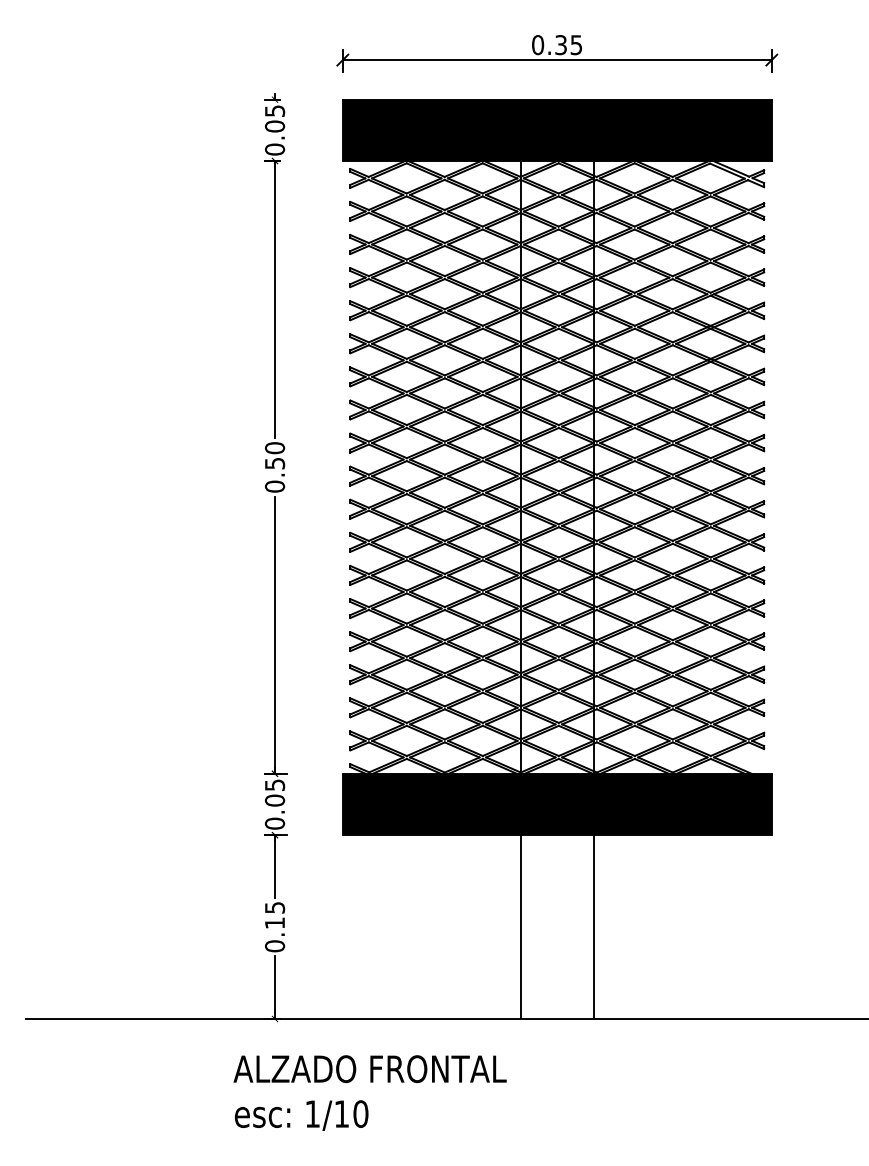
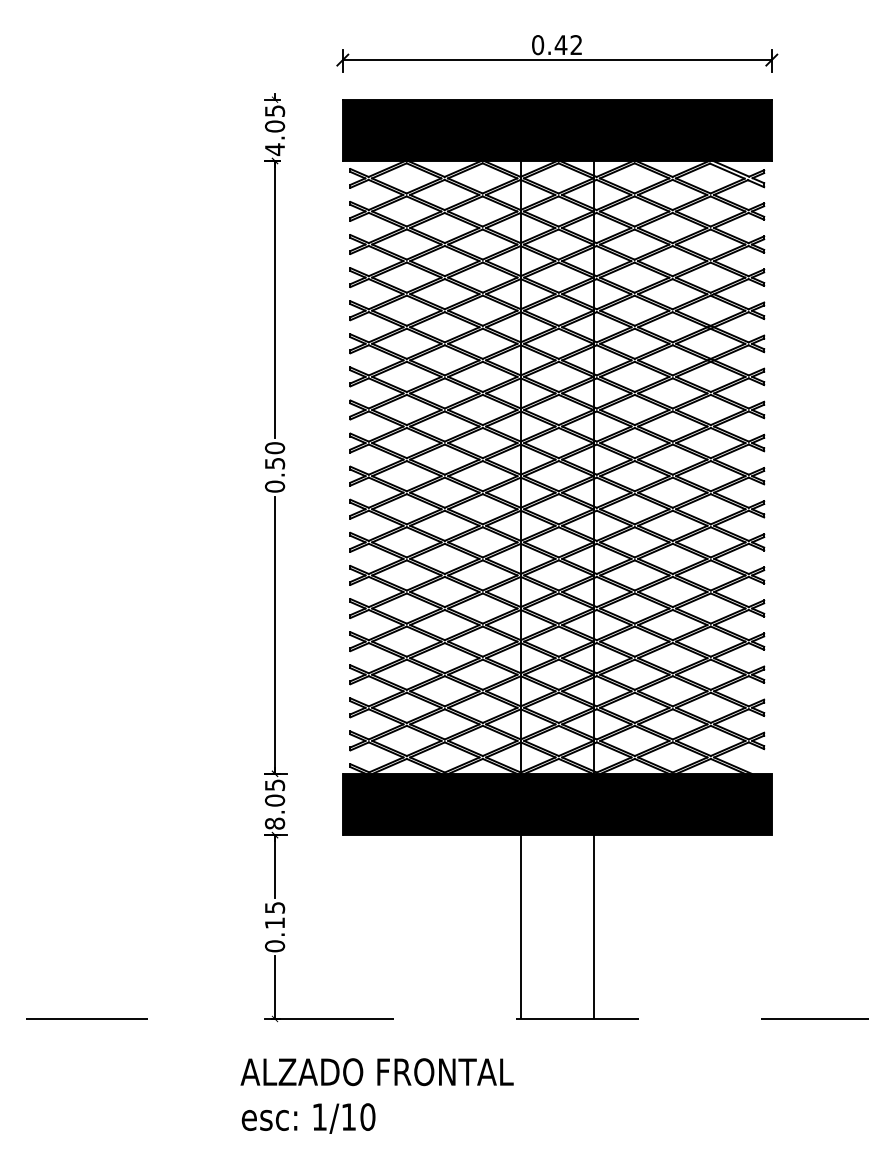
text: 0.35 -> 0.42 (568, 45)
text: 0.05 -> 4.05 (274, 149)
text: 0.05 -> 8.05 (274, 823)
line: solid -> dashed (447, 1018)
text position: (369, 1092) -> (376, 1095) (376, 1095)
